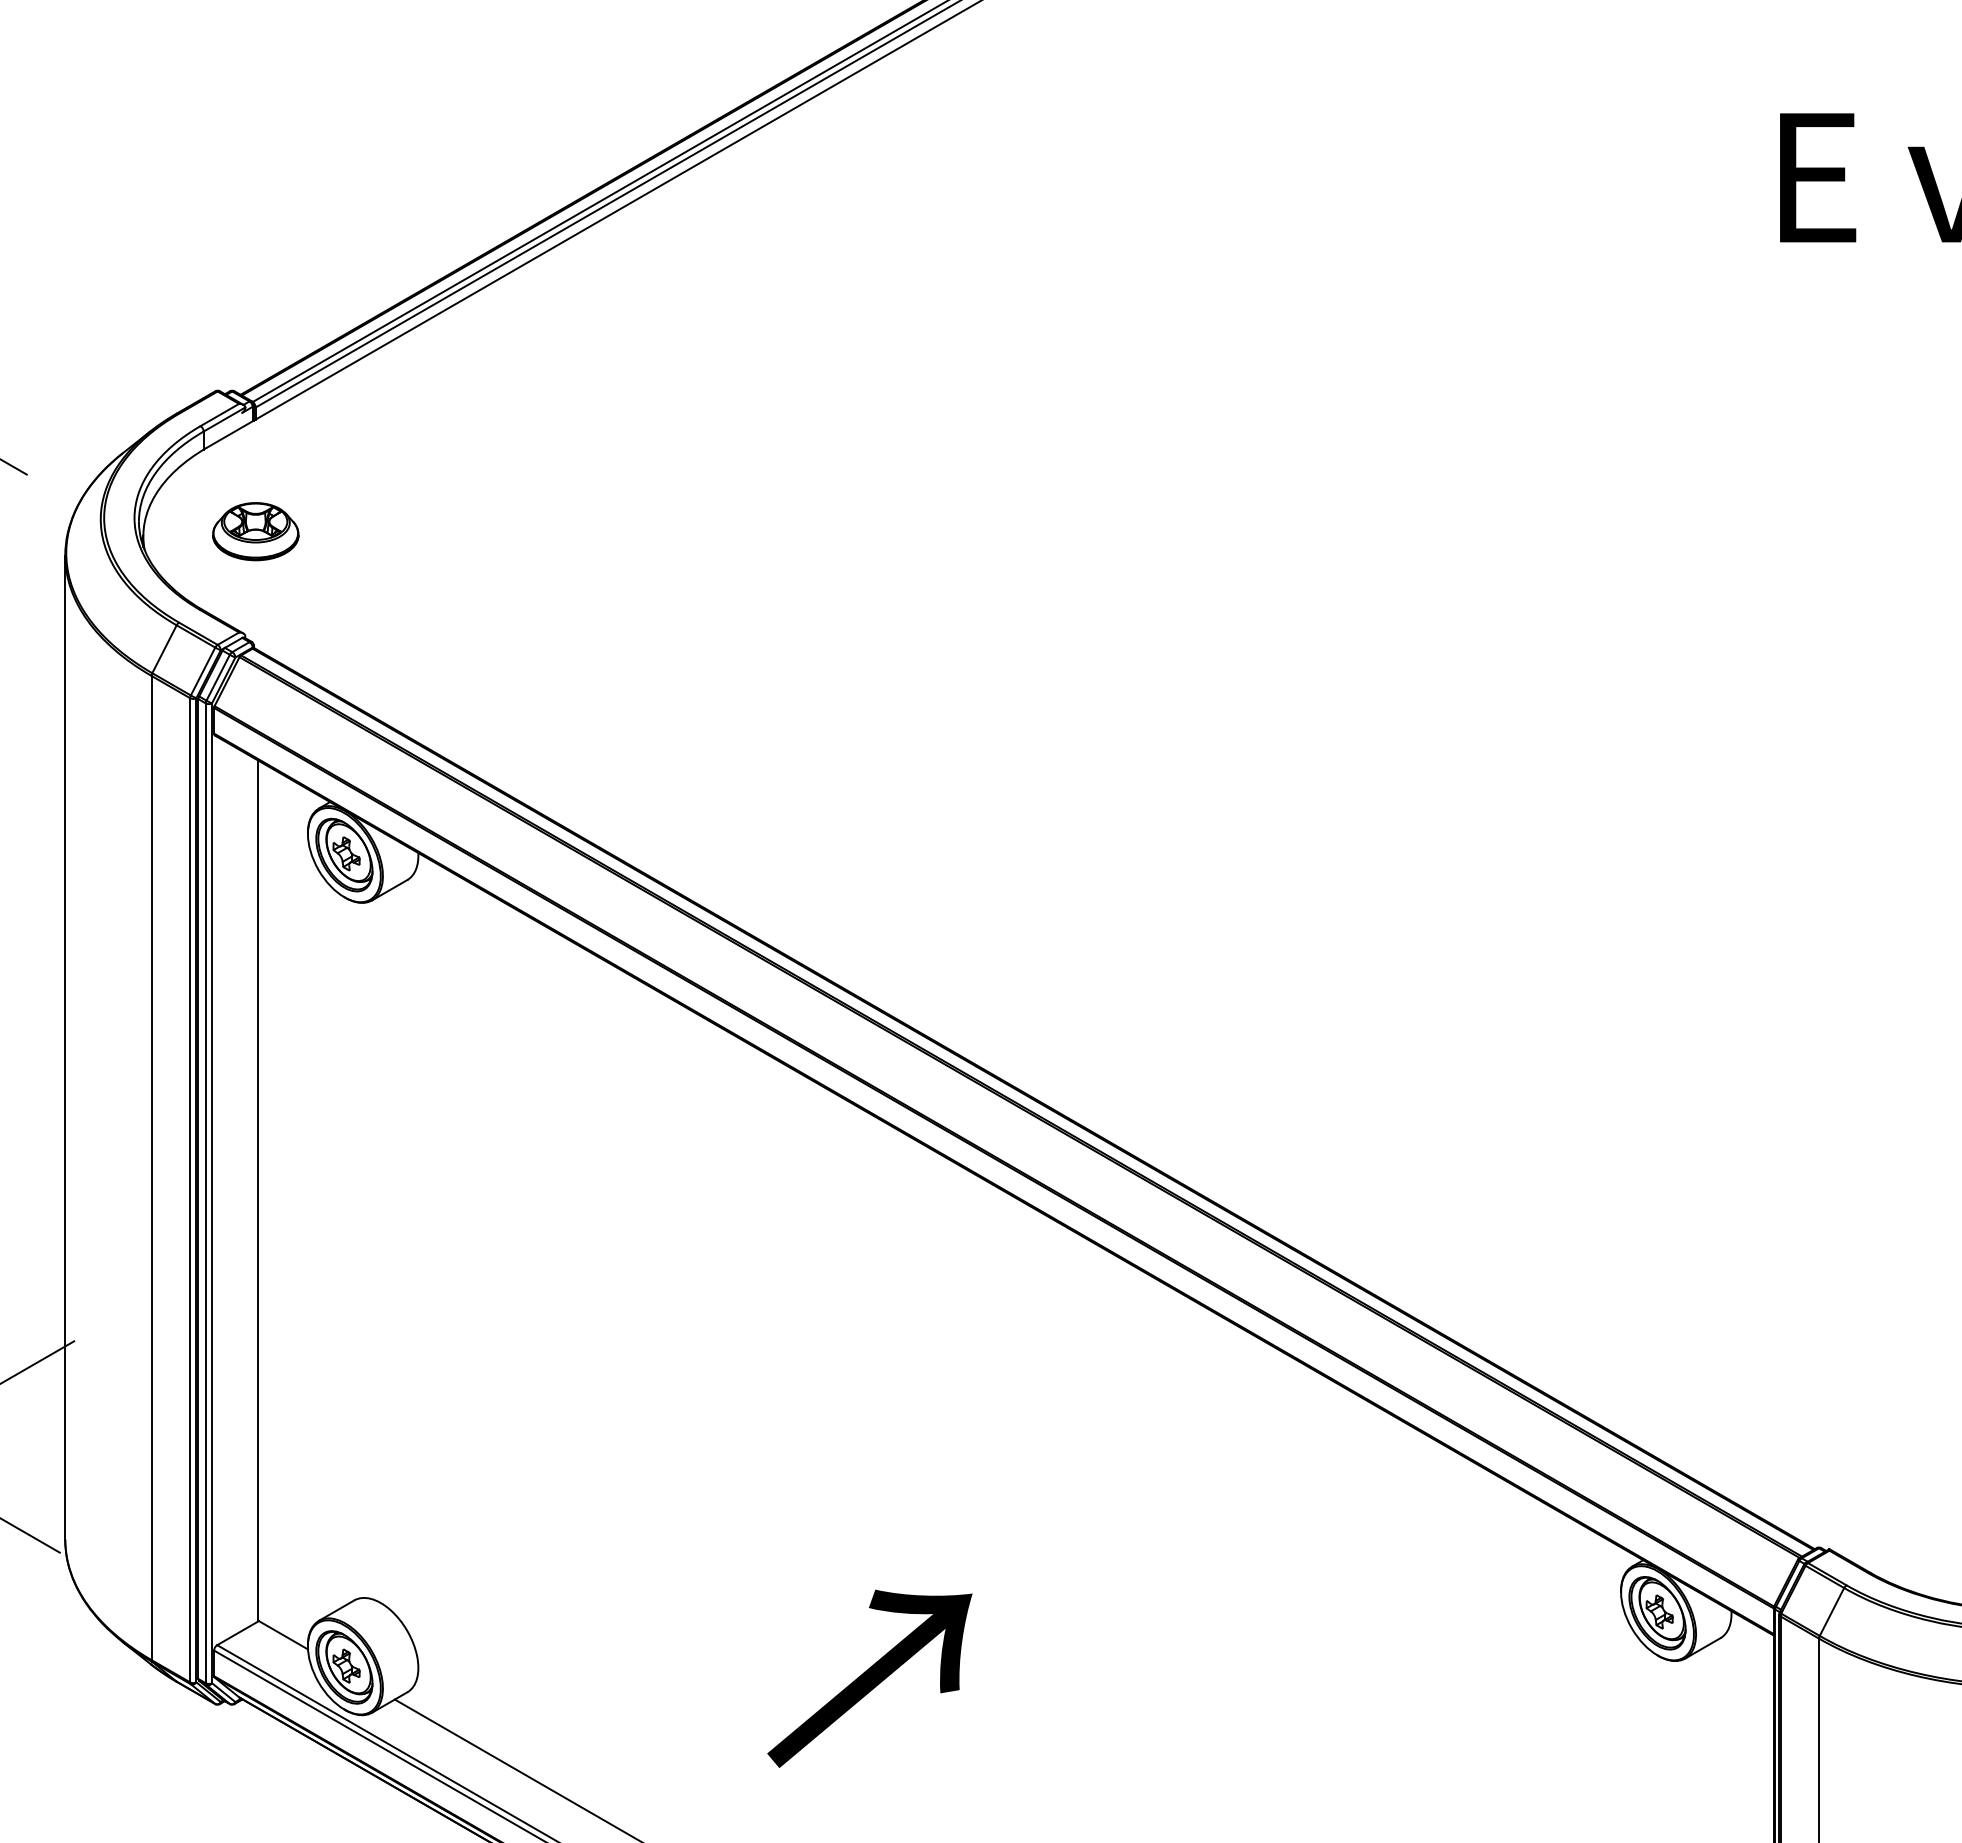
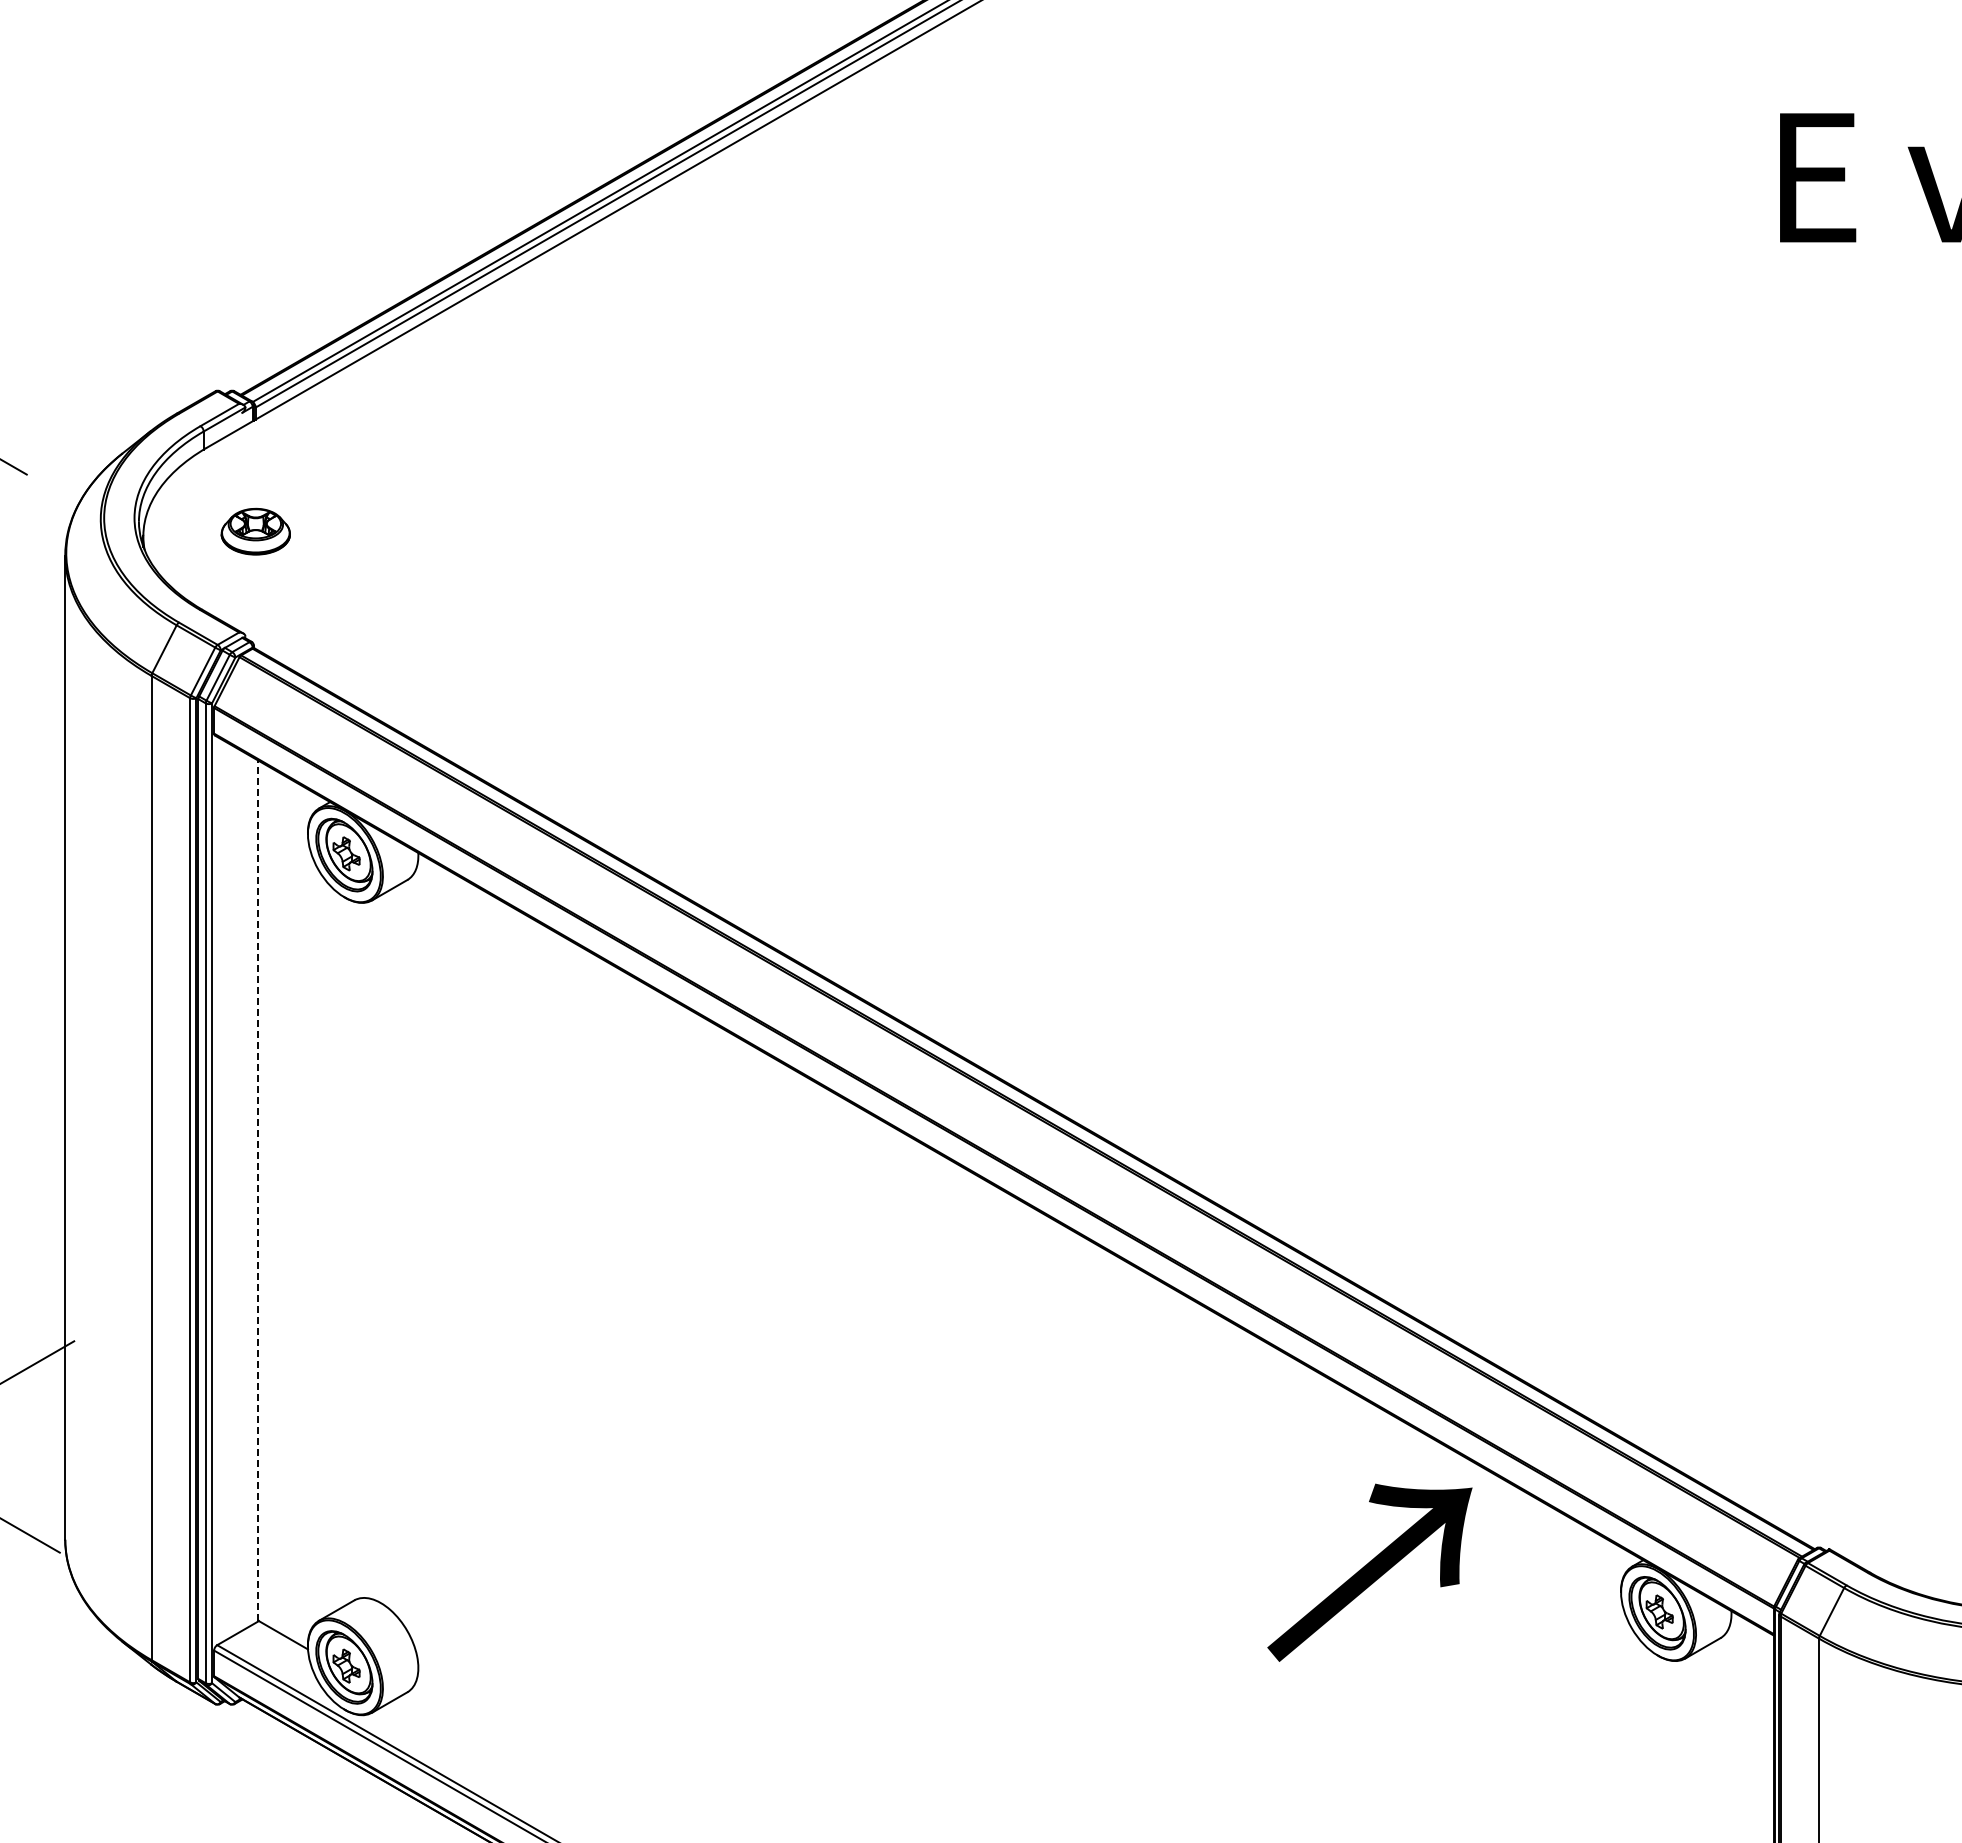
part size: 88x60 px -> 71x49 px (255, 531)
line: solid -> dashed (258, 1190)
text position: (869, 1678) -> (1369, 1572) (1369, 1572)
line: present -> none (515, 1769)
